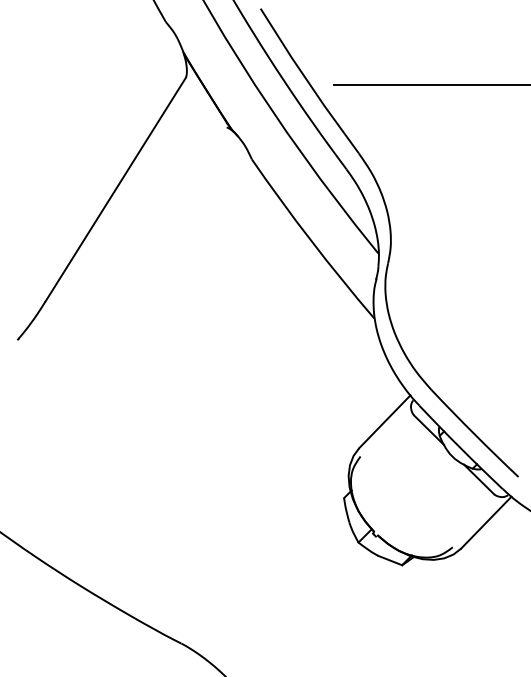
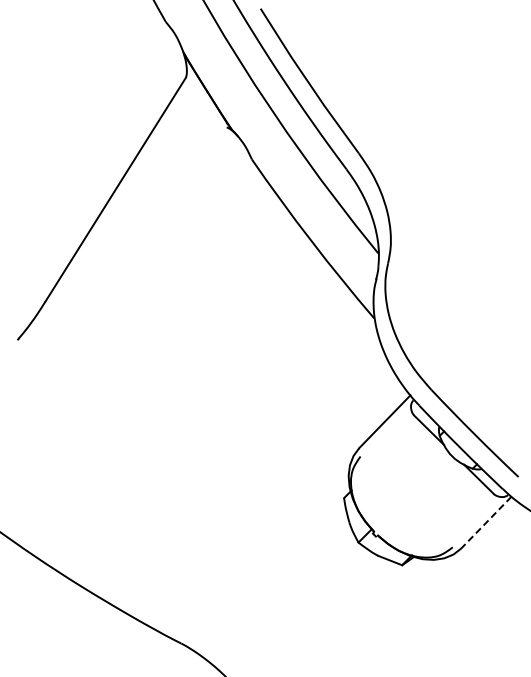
line: present -> none (430, 85)
line: solid -> dashed (485, 523)
